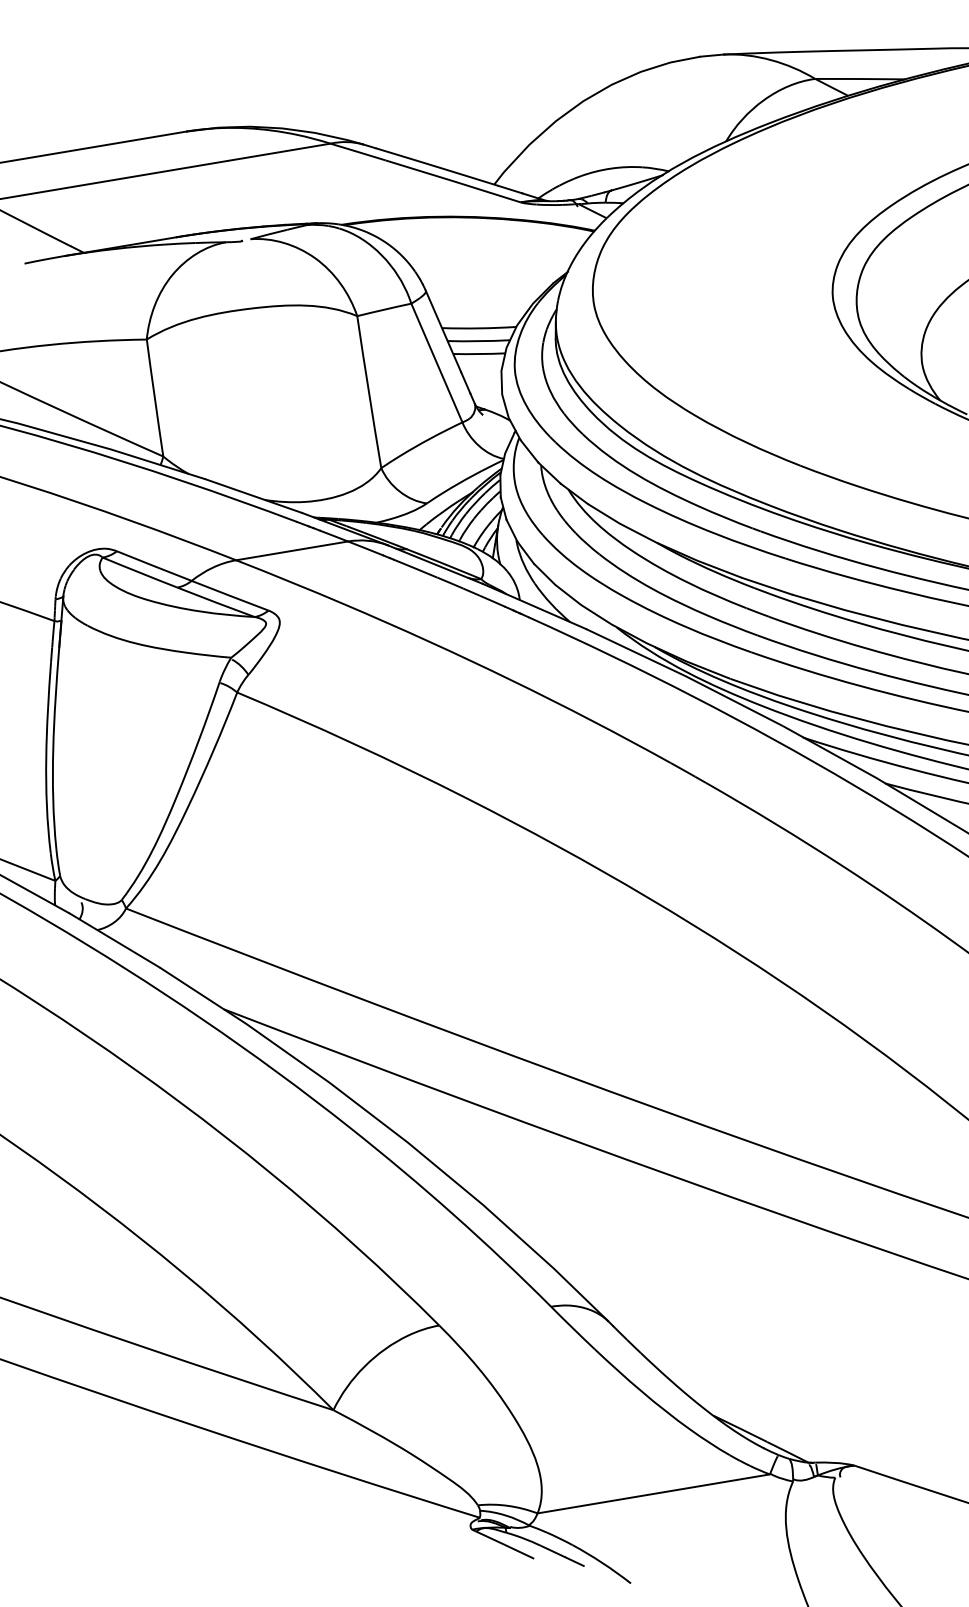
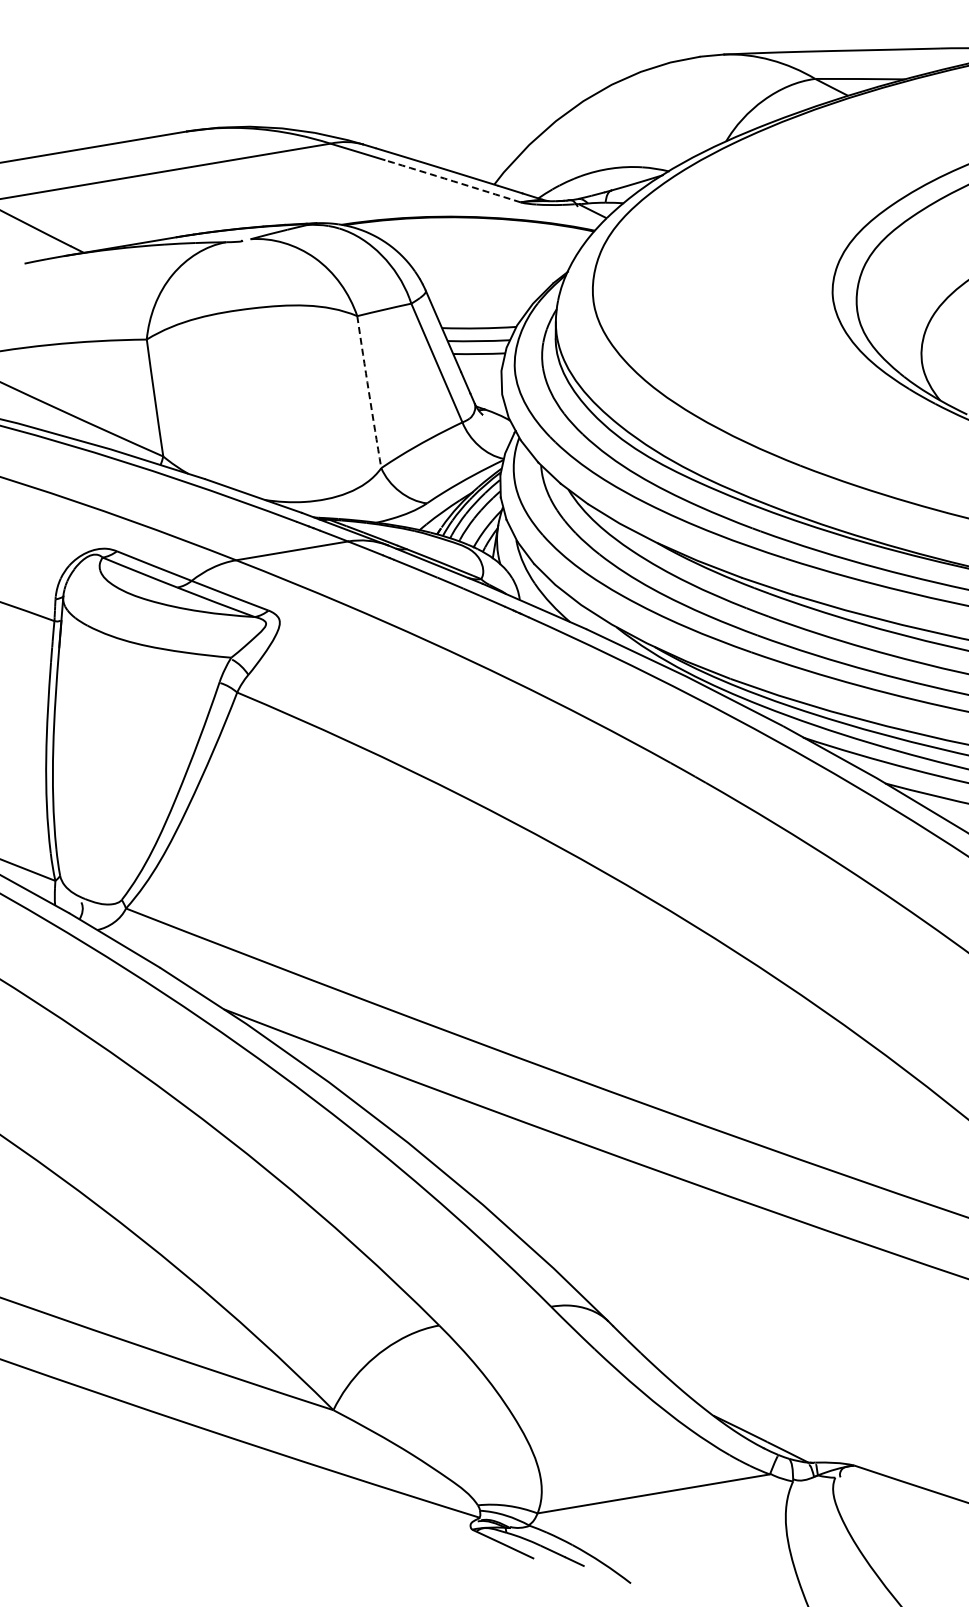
arc: solid -> dashed (453, 181)
arc: solid -> dashed (368, 392)
